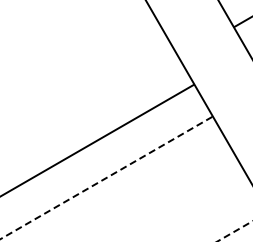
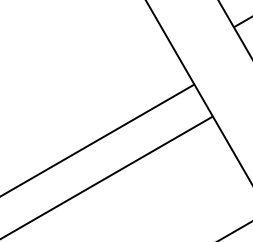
line: dashed -> solid (107, 177)
line: dashed -> solid (234, 231)
